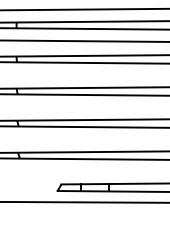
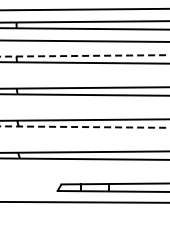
line: solid -> dashed (84, 55)
line: solid -> dashed (84, 127)
